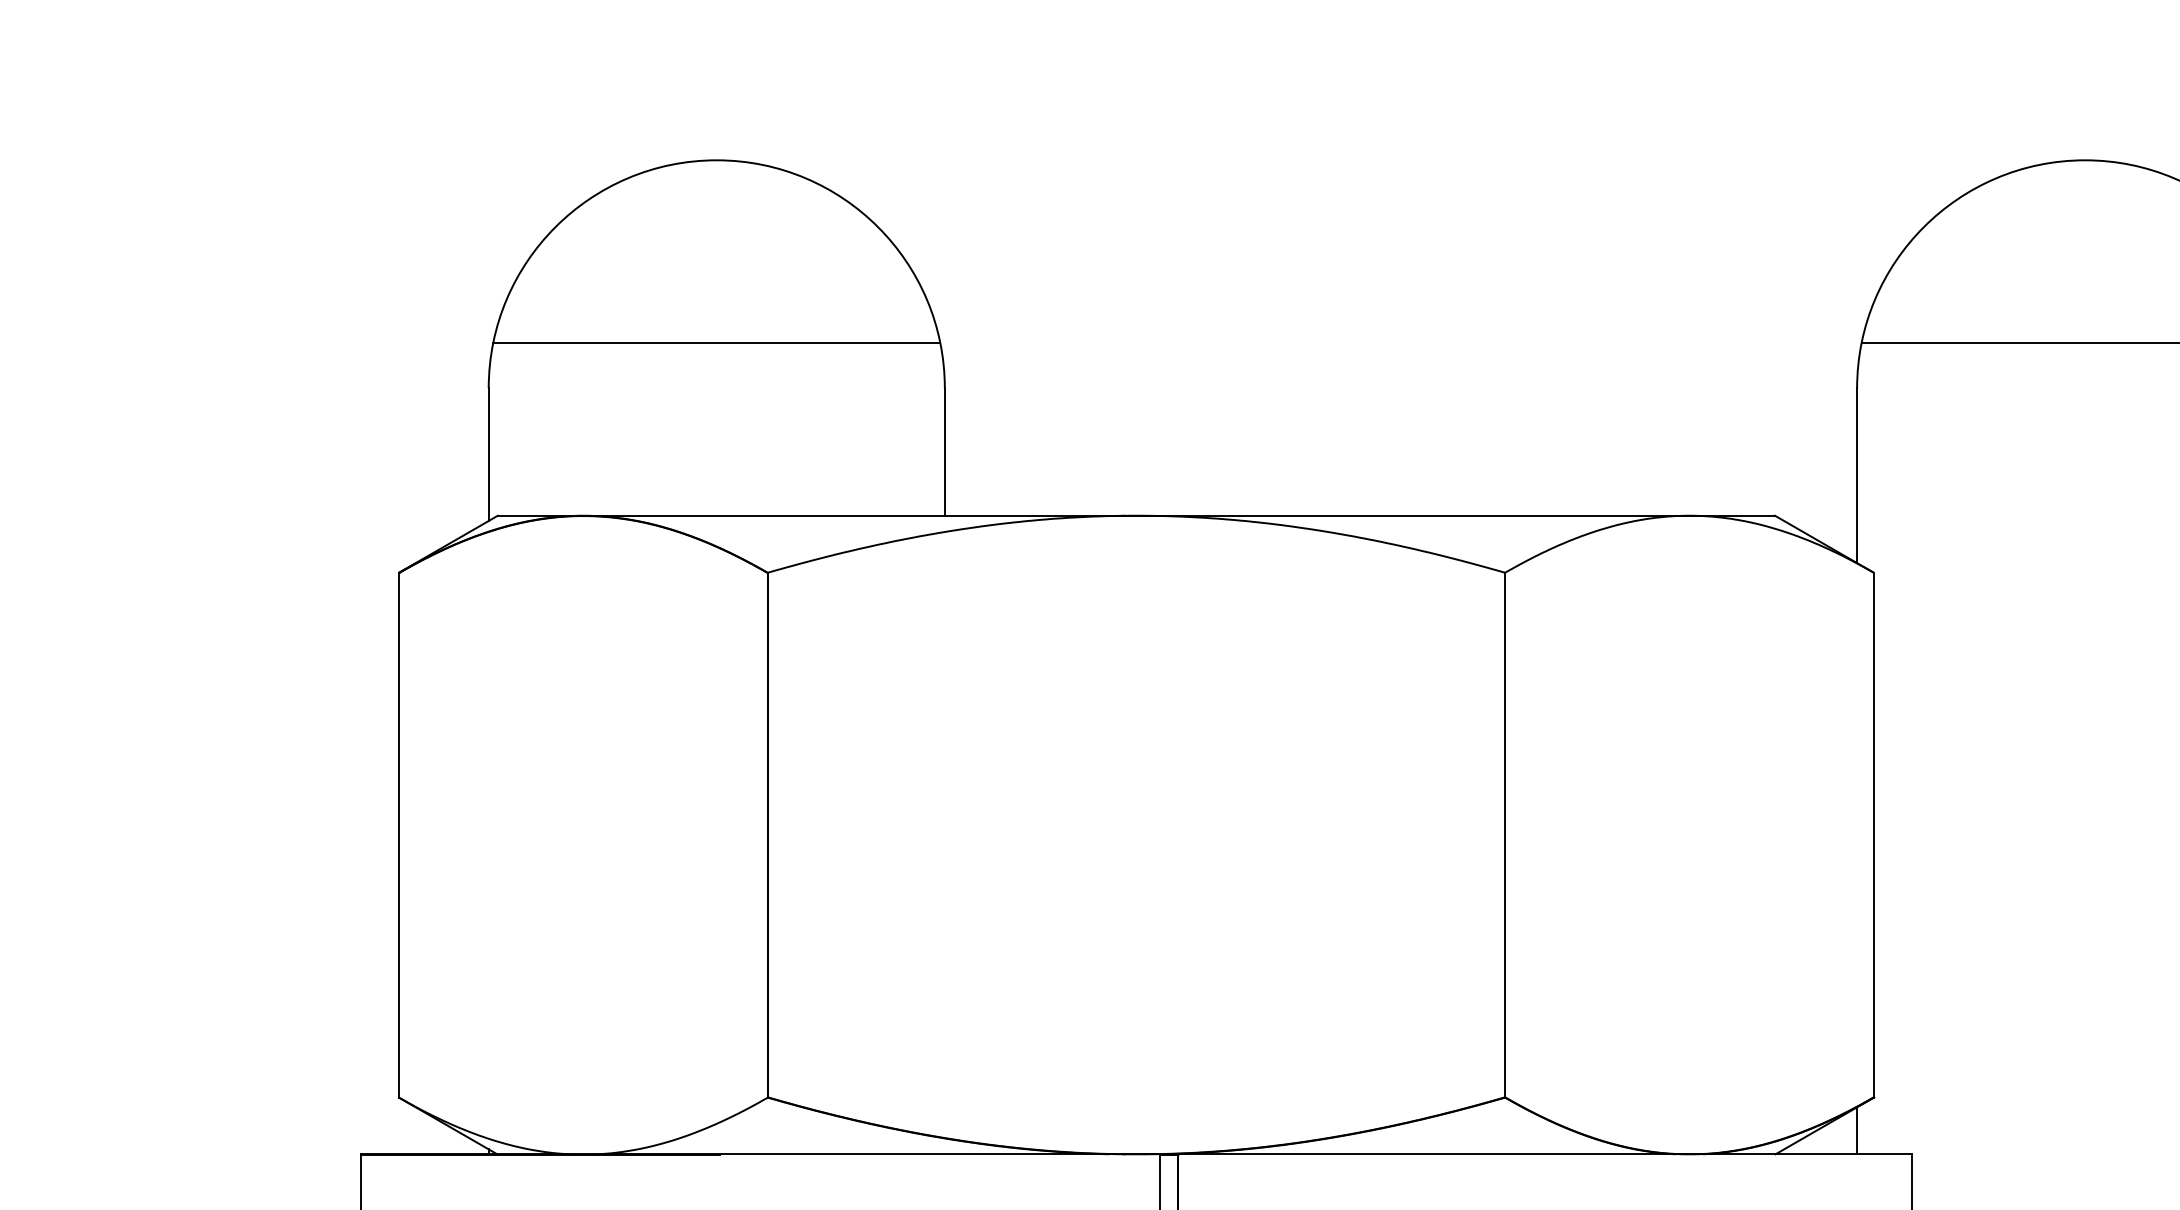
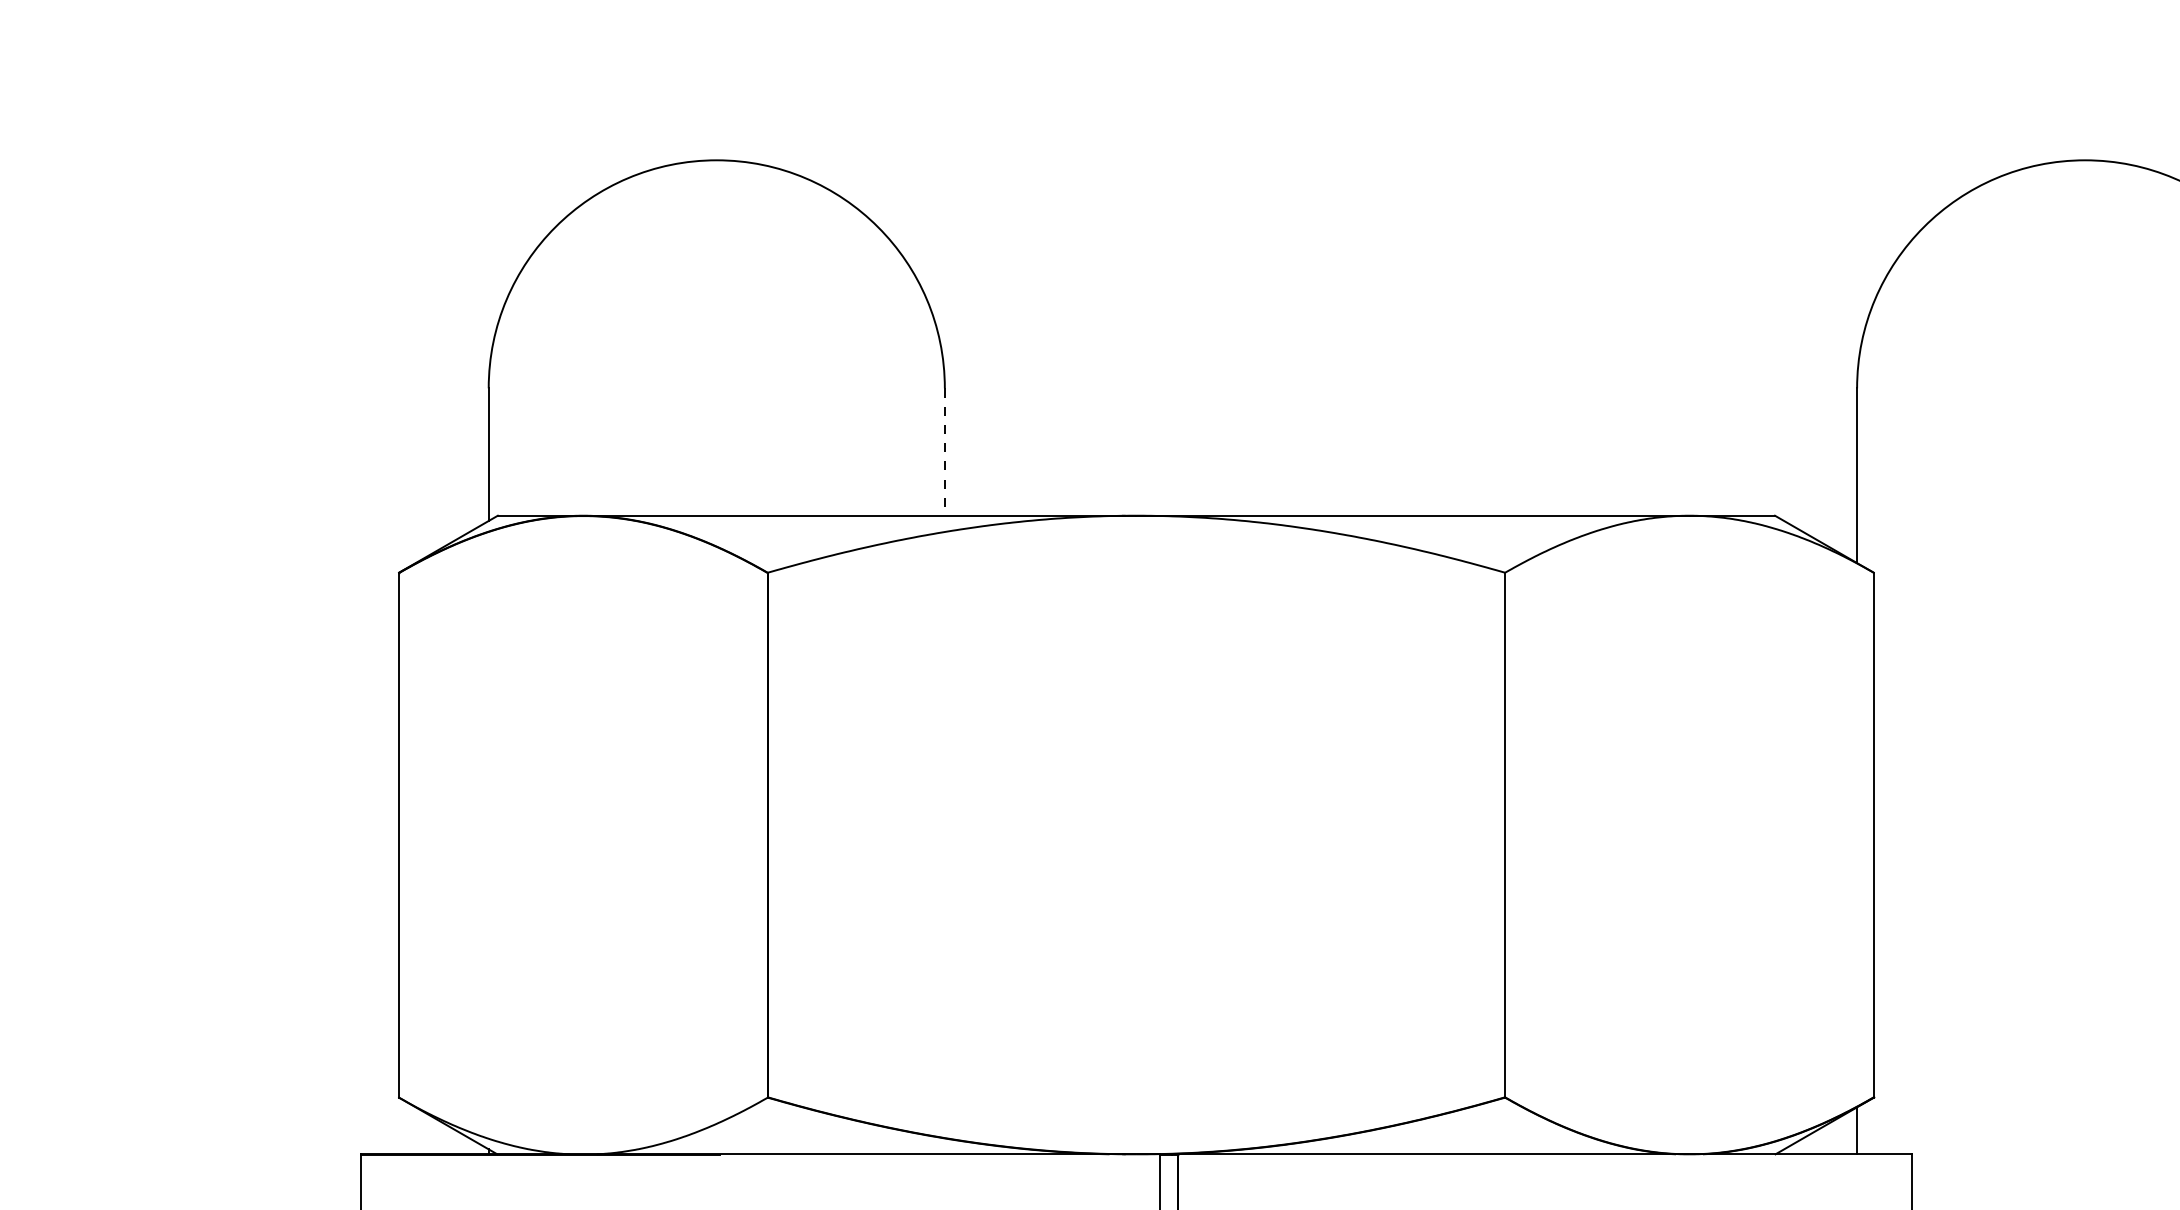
line: present -> none (716, 342)
line: present -> none (2018, 342)
line: solid -> dashed (944, 452)
